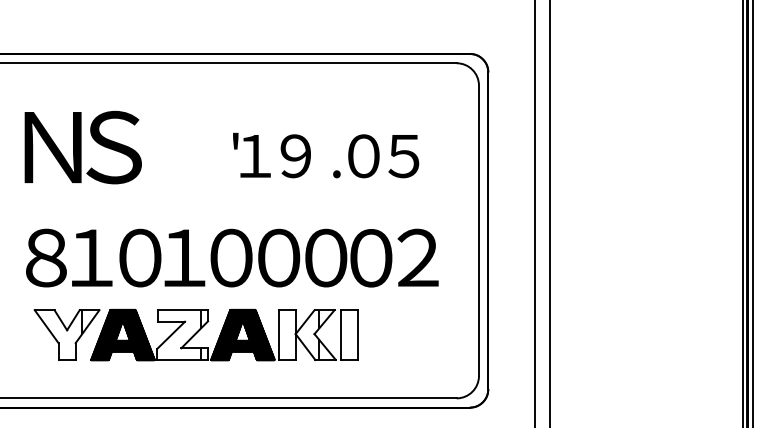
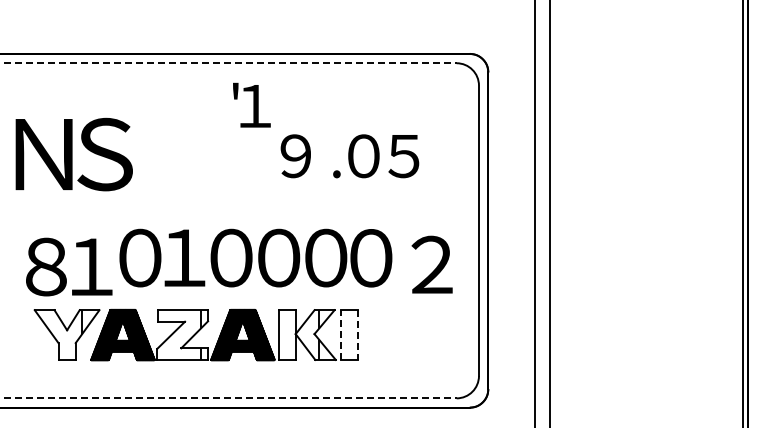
line: solid -> dashed (228, 63)
text position: (82, 147) -> (73, 154) (73, 154)
text position: (251, 154) -> (251, 104) (251, 104)
line: present -> none (746, 213)
line: present -> none (752, 213)
text position: (69, 257) -> (69, 266) (69, 266)
text position: (417, 257) -> (431, 264) (431, 264)
line: solid -> dashed (340, 335)
line: solid -> dashed (357, 335)
line: solid -> dashed (228, 398)
